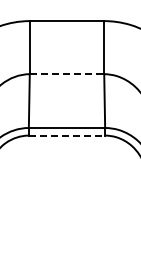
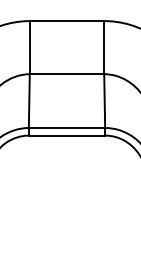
line: dashed -> solid (67, 74)
line: dashed -> solid (67, 135)
